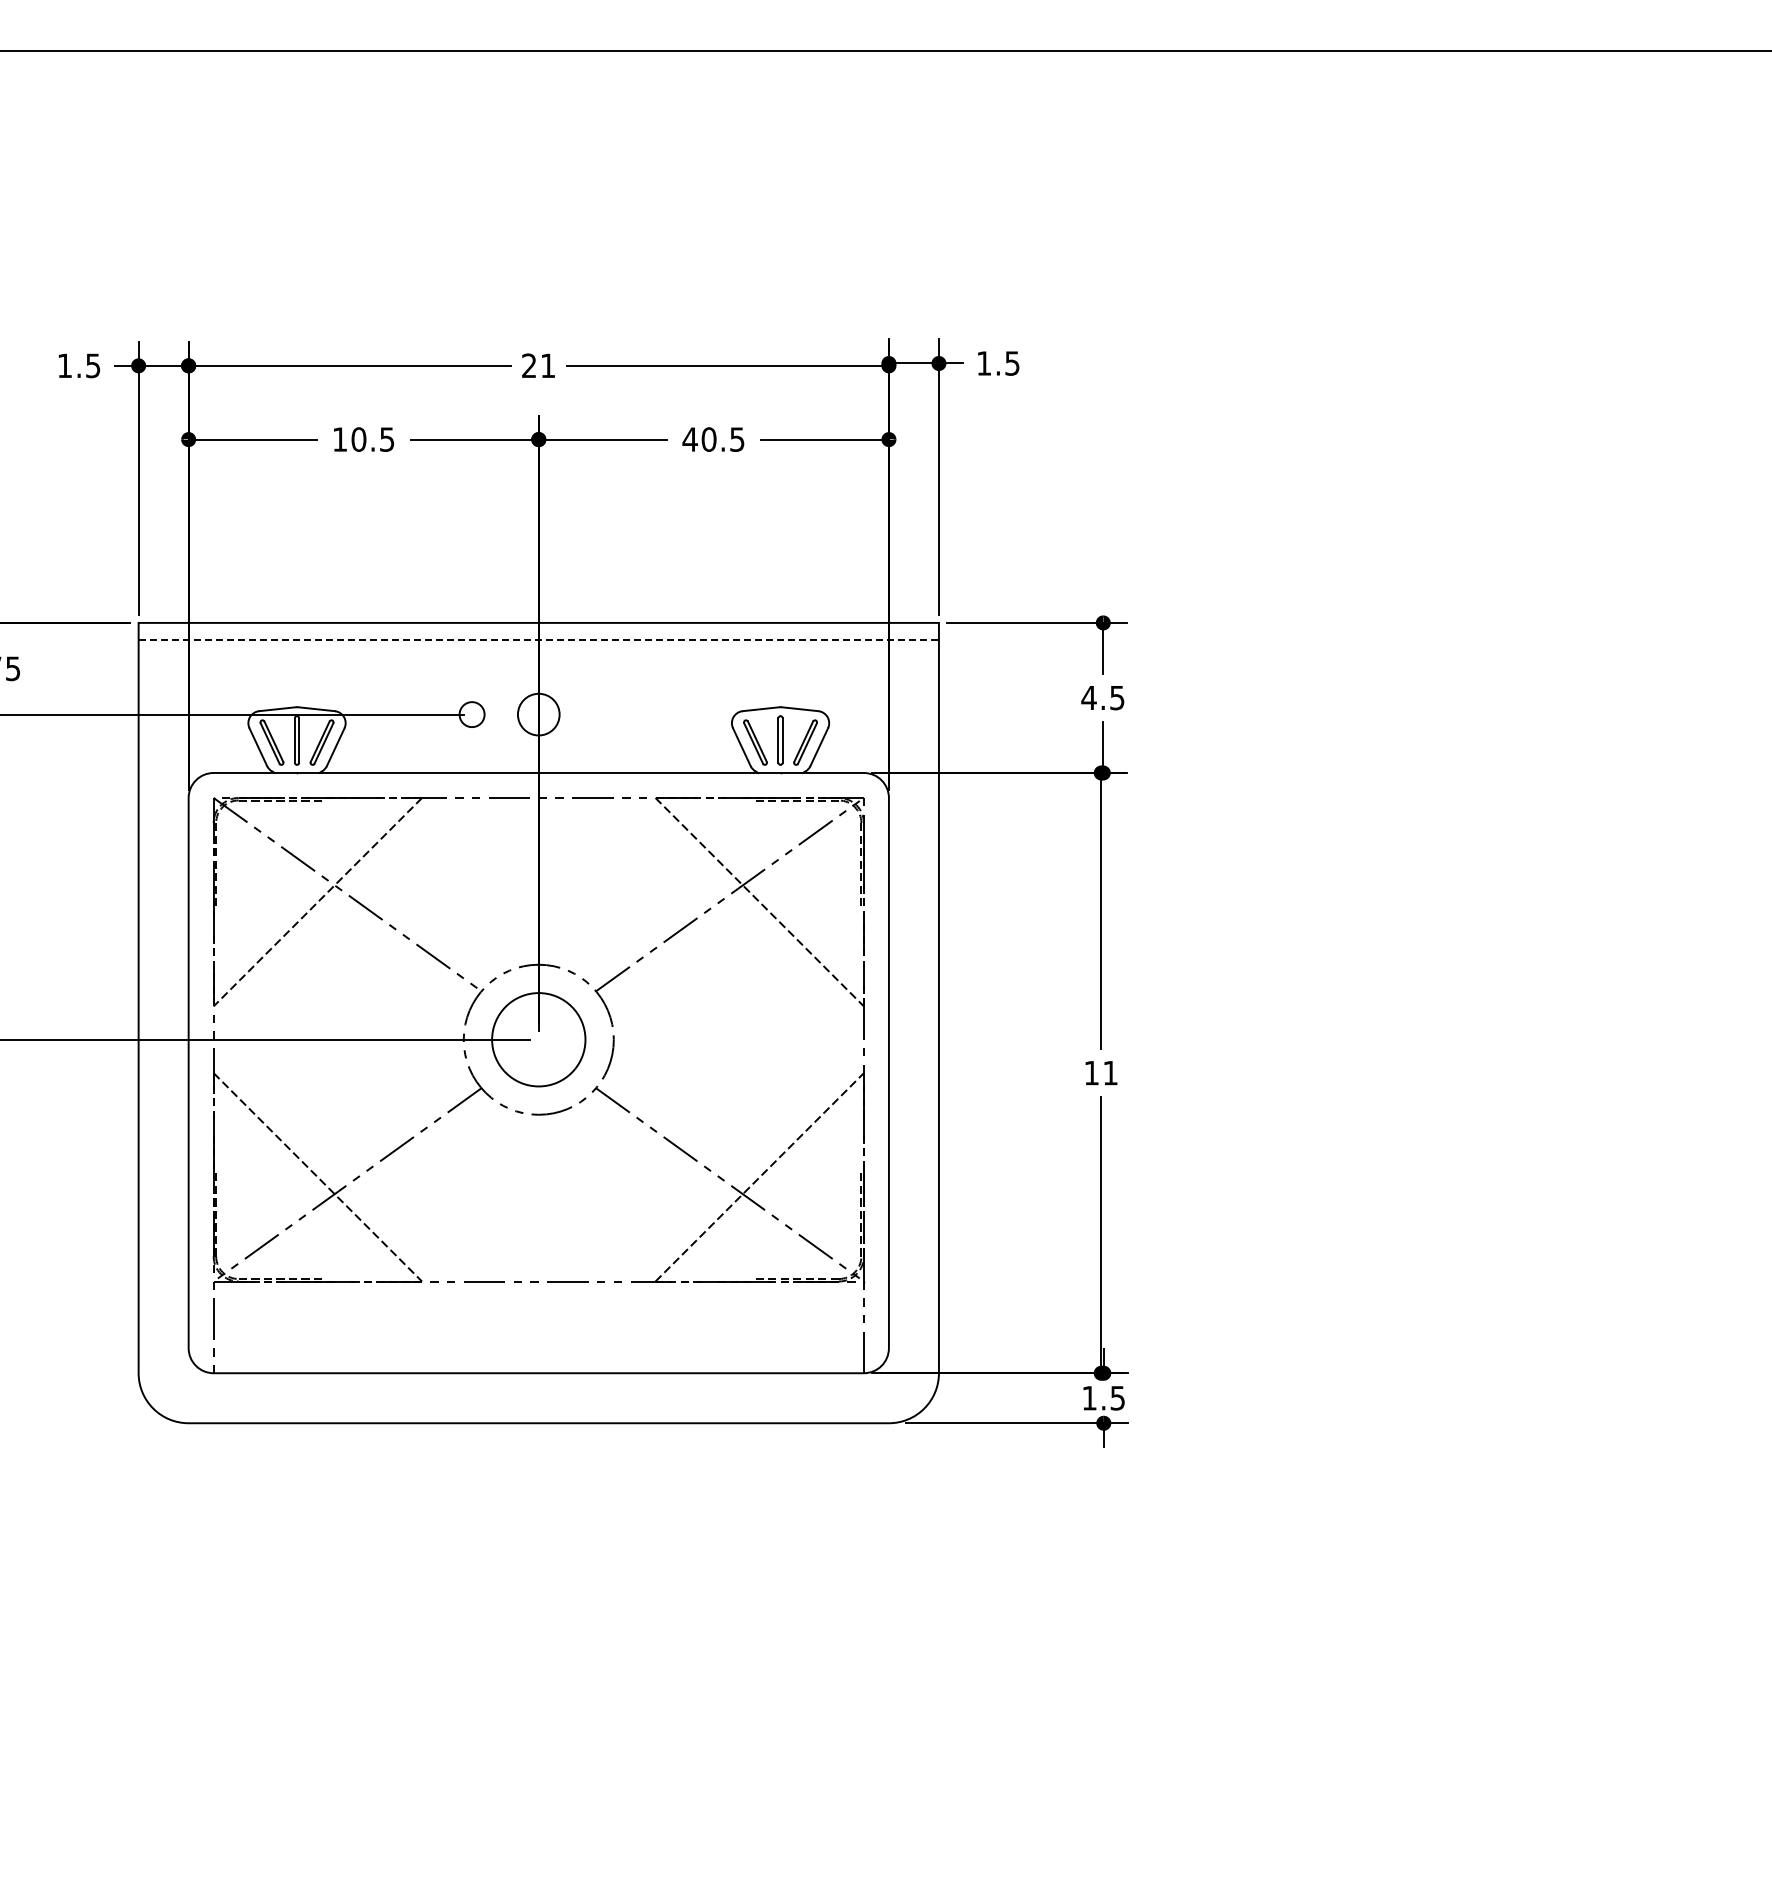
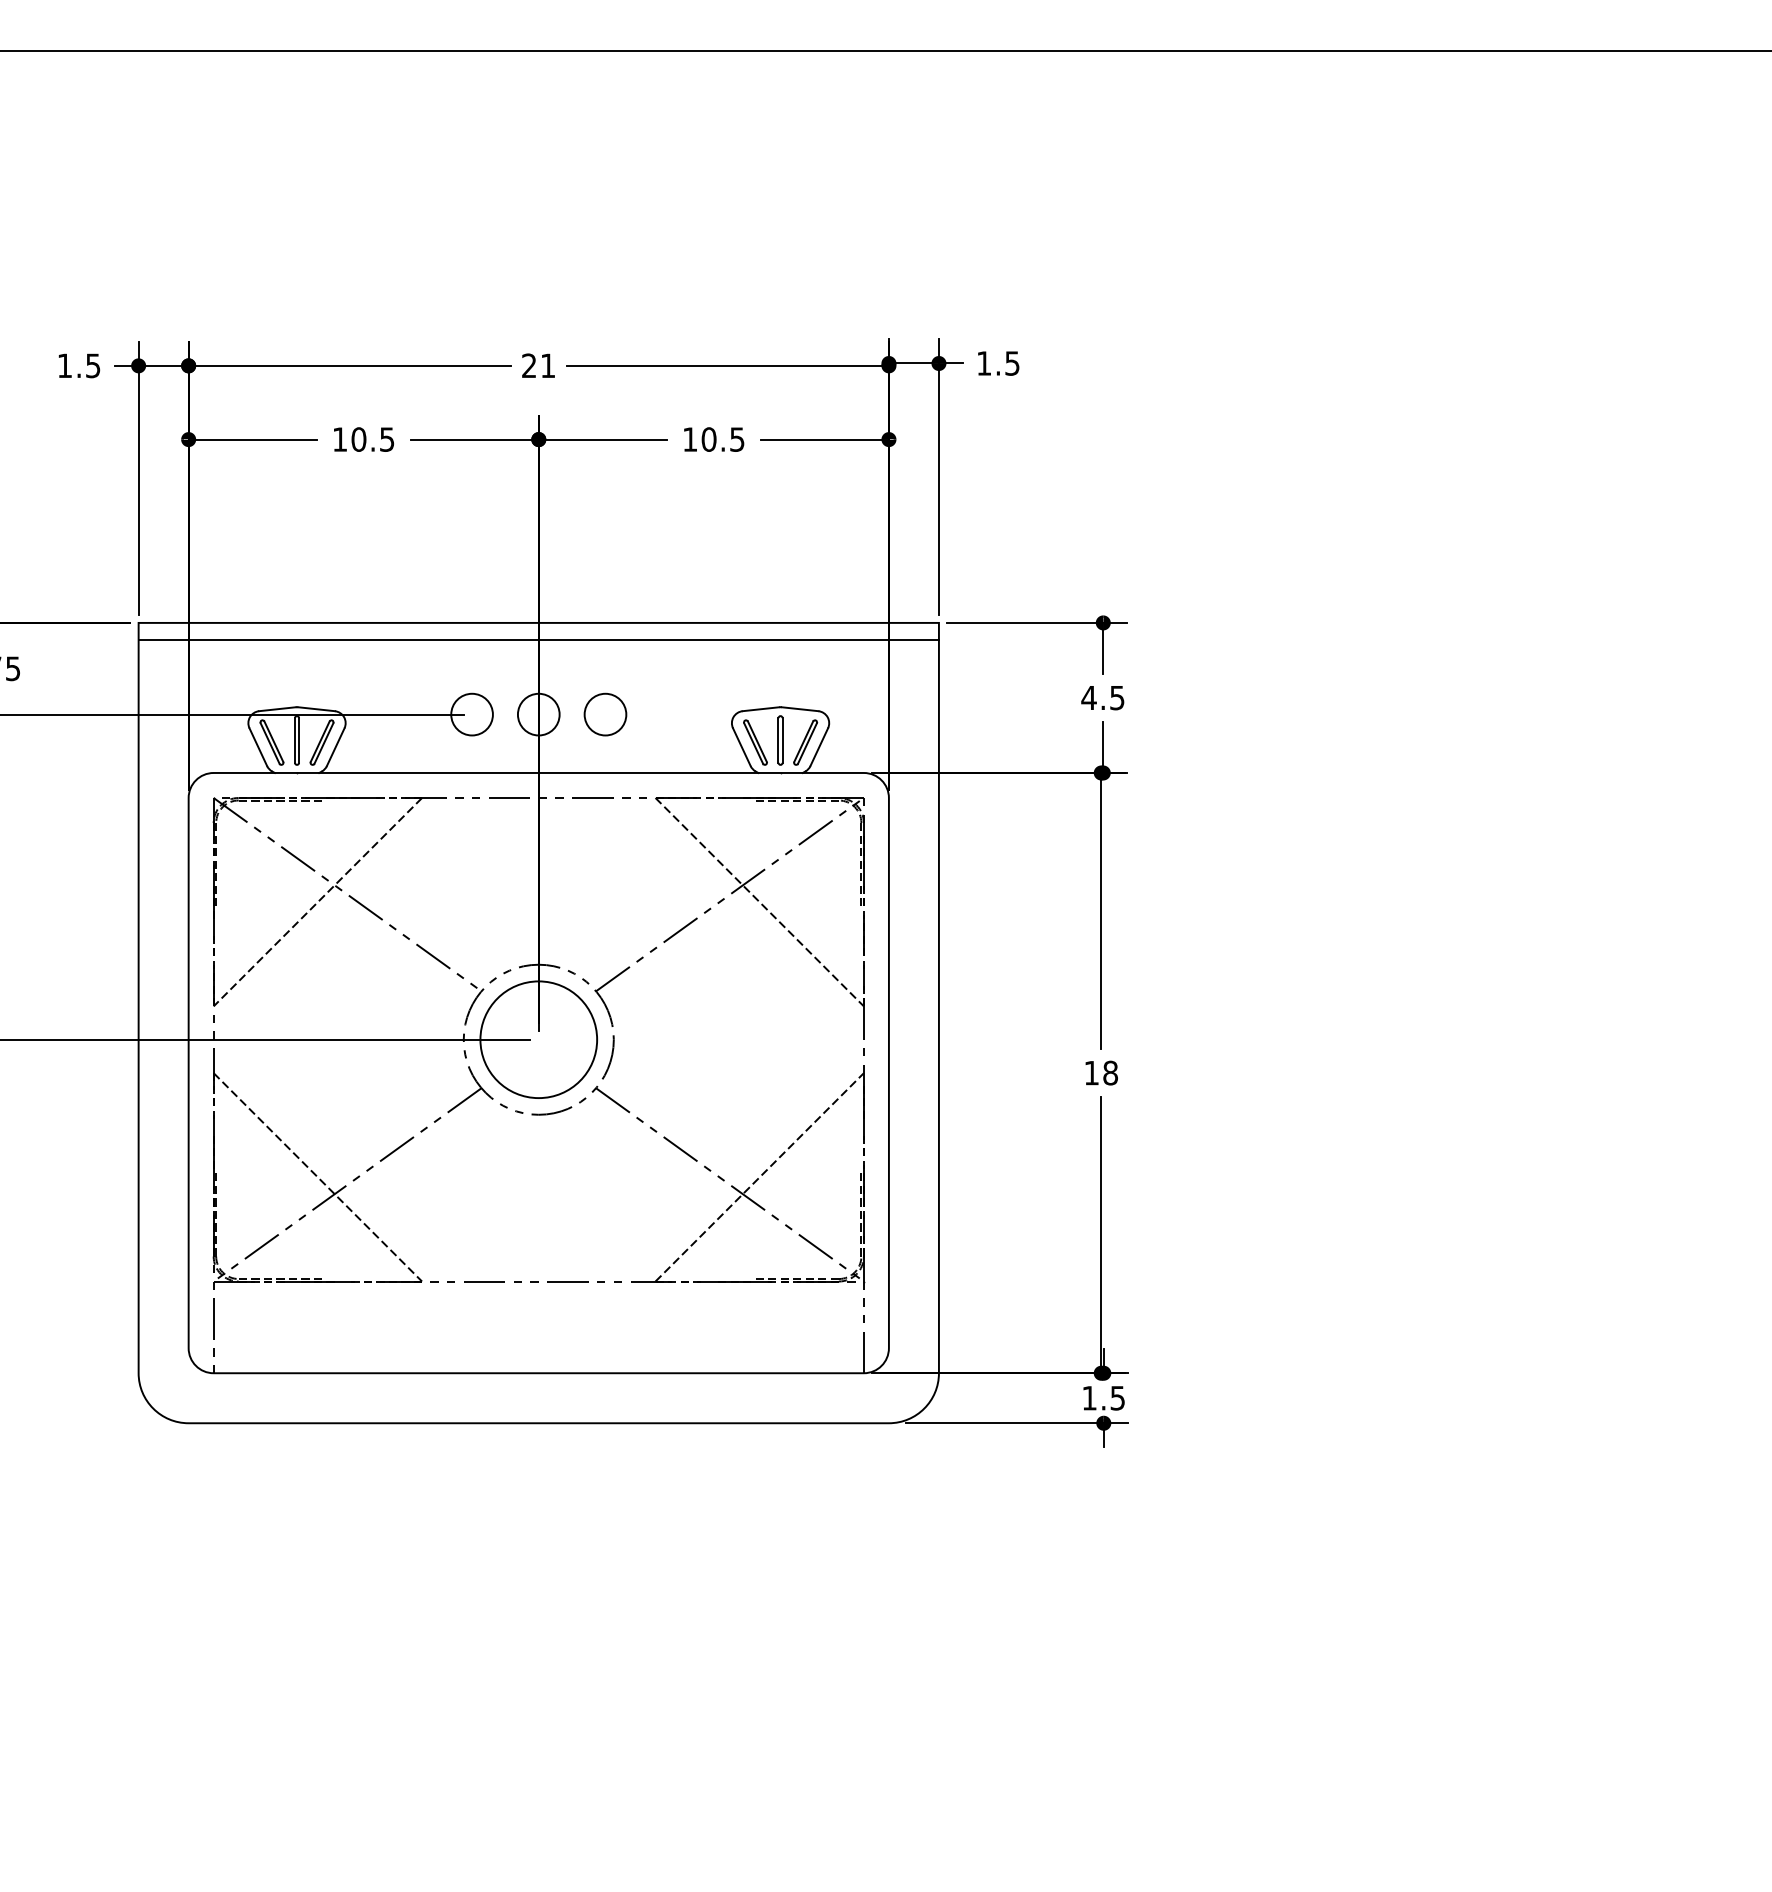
text: 40.5 -> 10.5 (689, 439)
line: dashed -> solid (539, 639)
circle diameter: 25 px -> 42 px (471, 714)
circle: none -> present (605, 714)
circle diameter: 93 px -> 117 px (538, 1039)
text: 11 -> 18 (1110, 1072)
